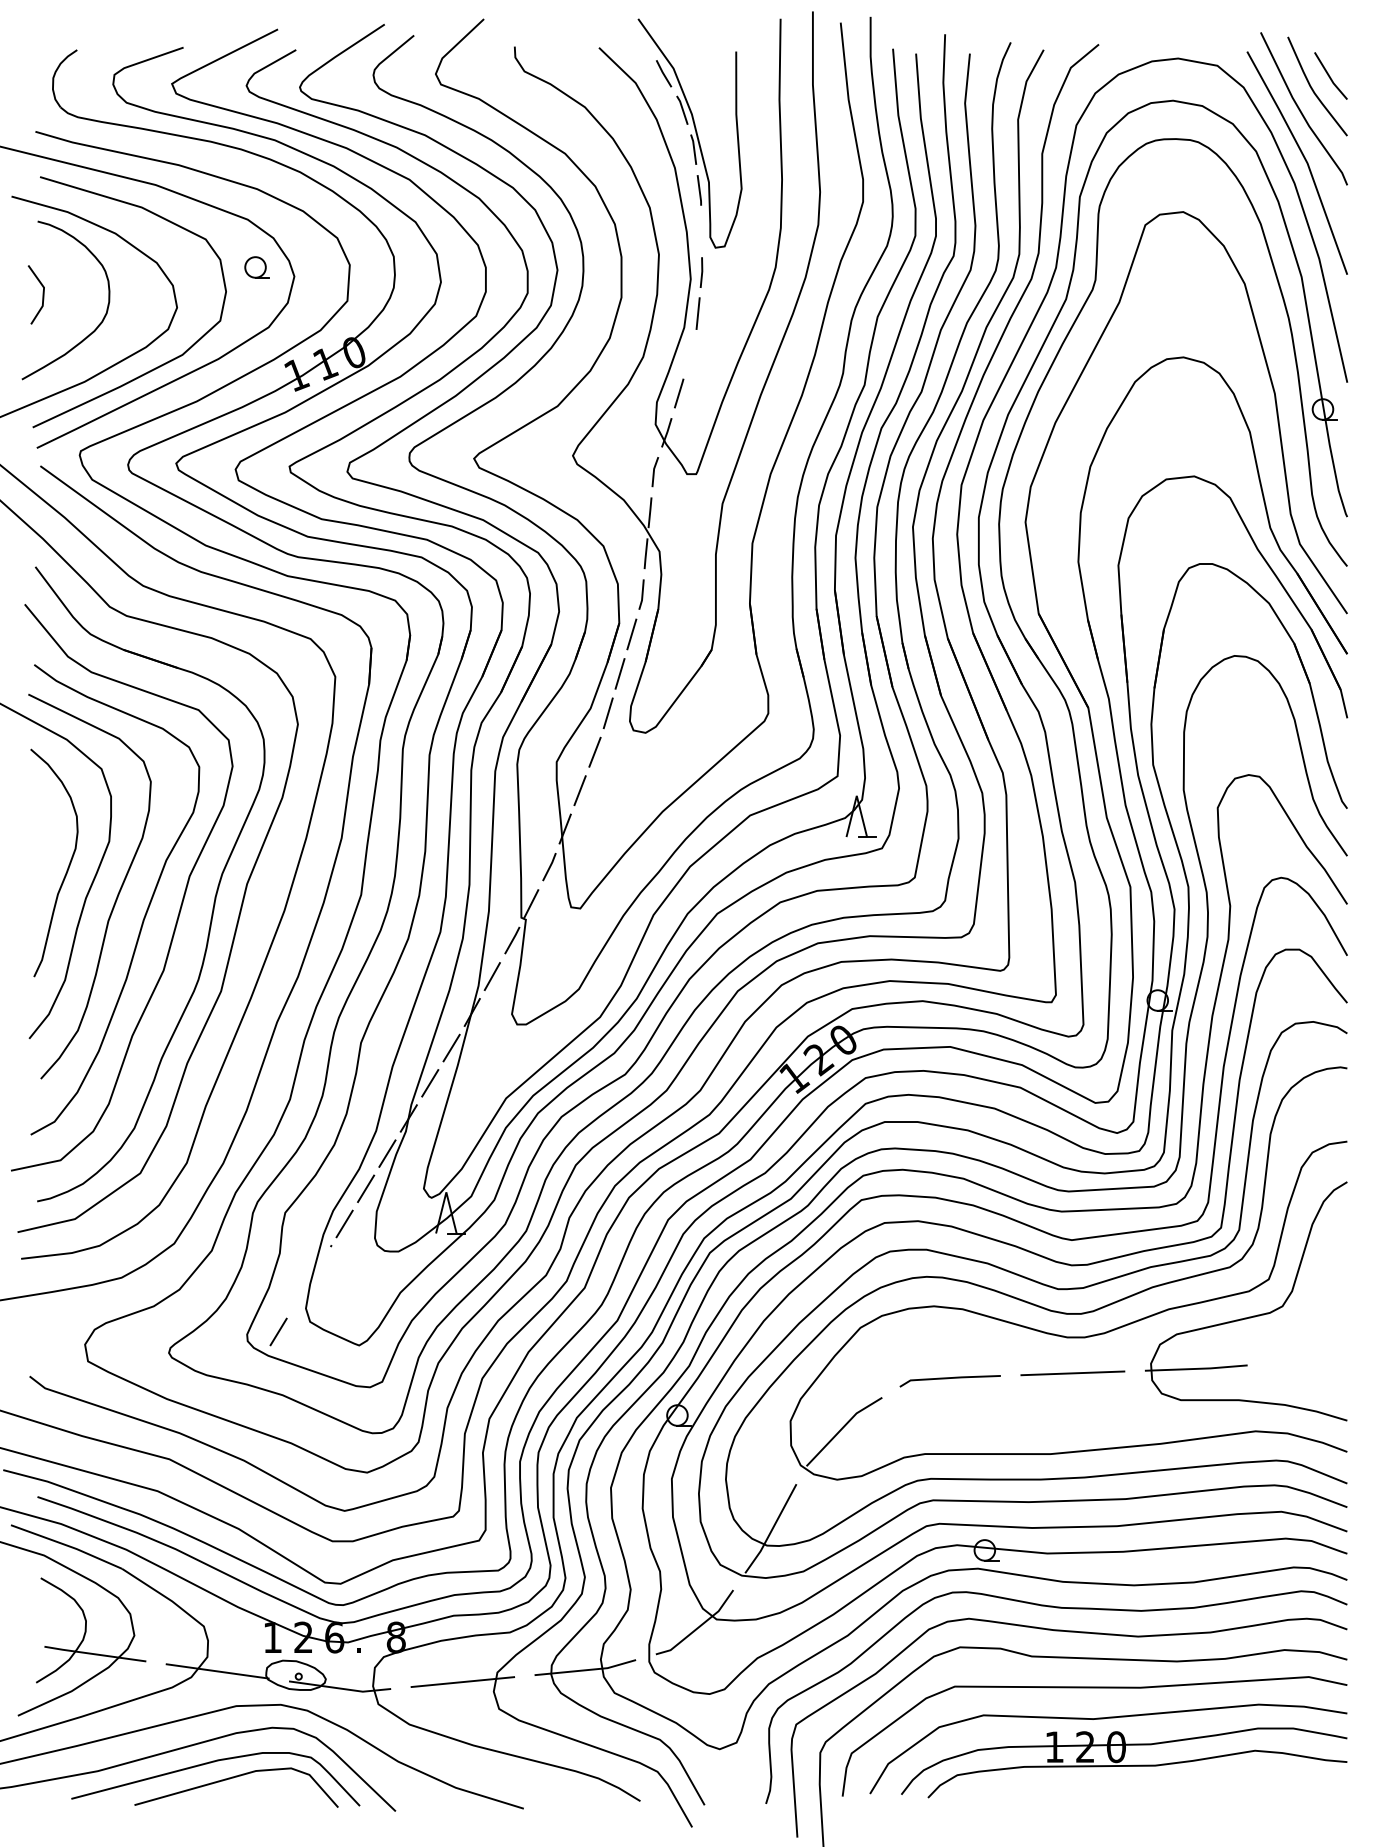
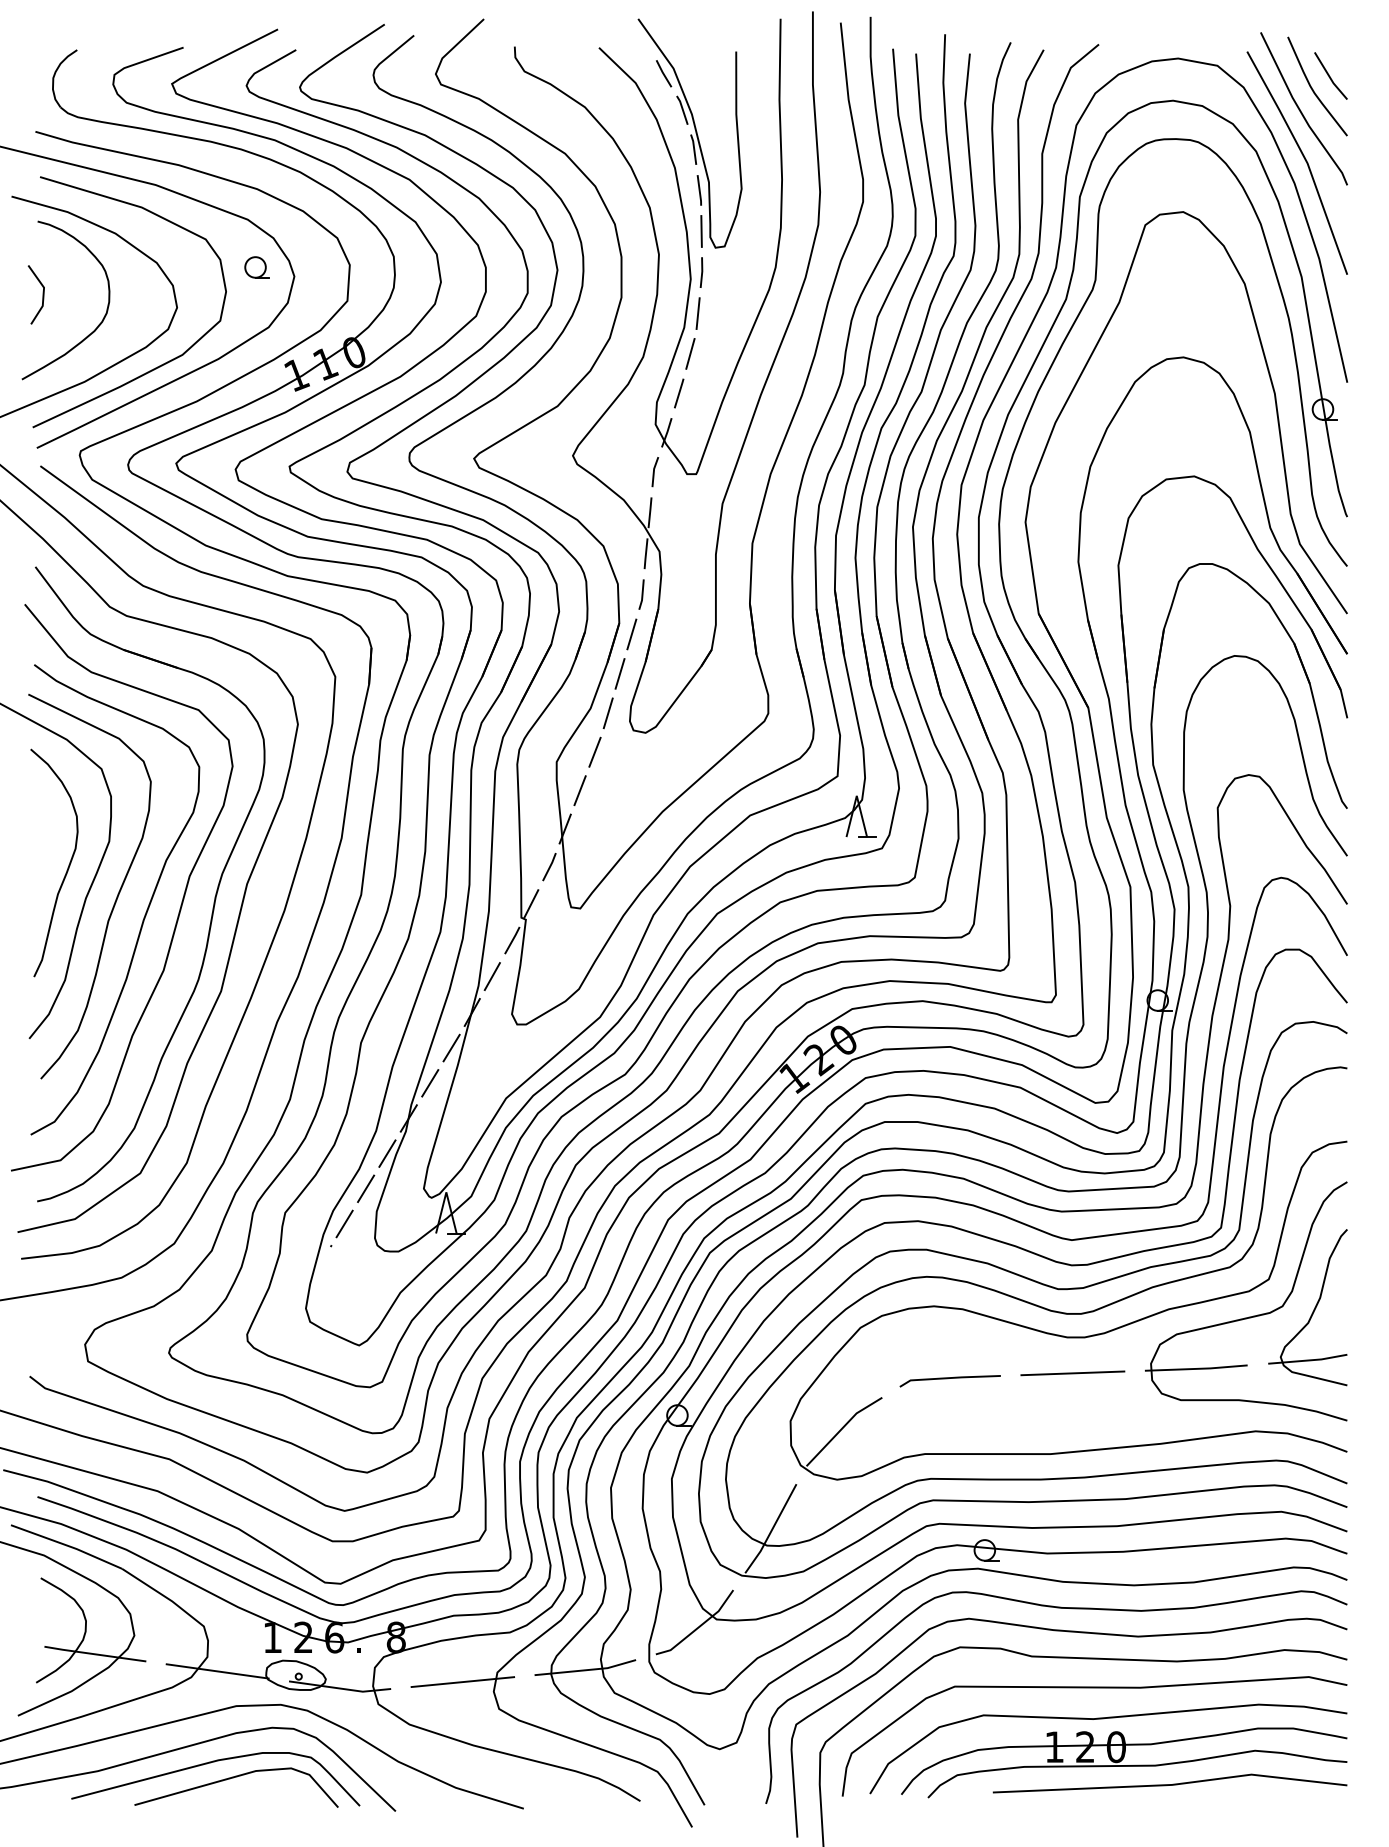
line: none -> present (701, 231)
line: none -> present (690, 353)
part: none -> present (1313, 1309)
line: present -> none (278, 1331)
line: none -> present (1169, 1784)
